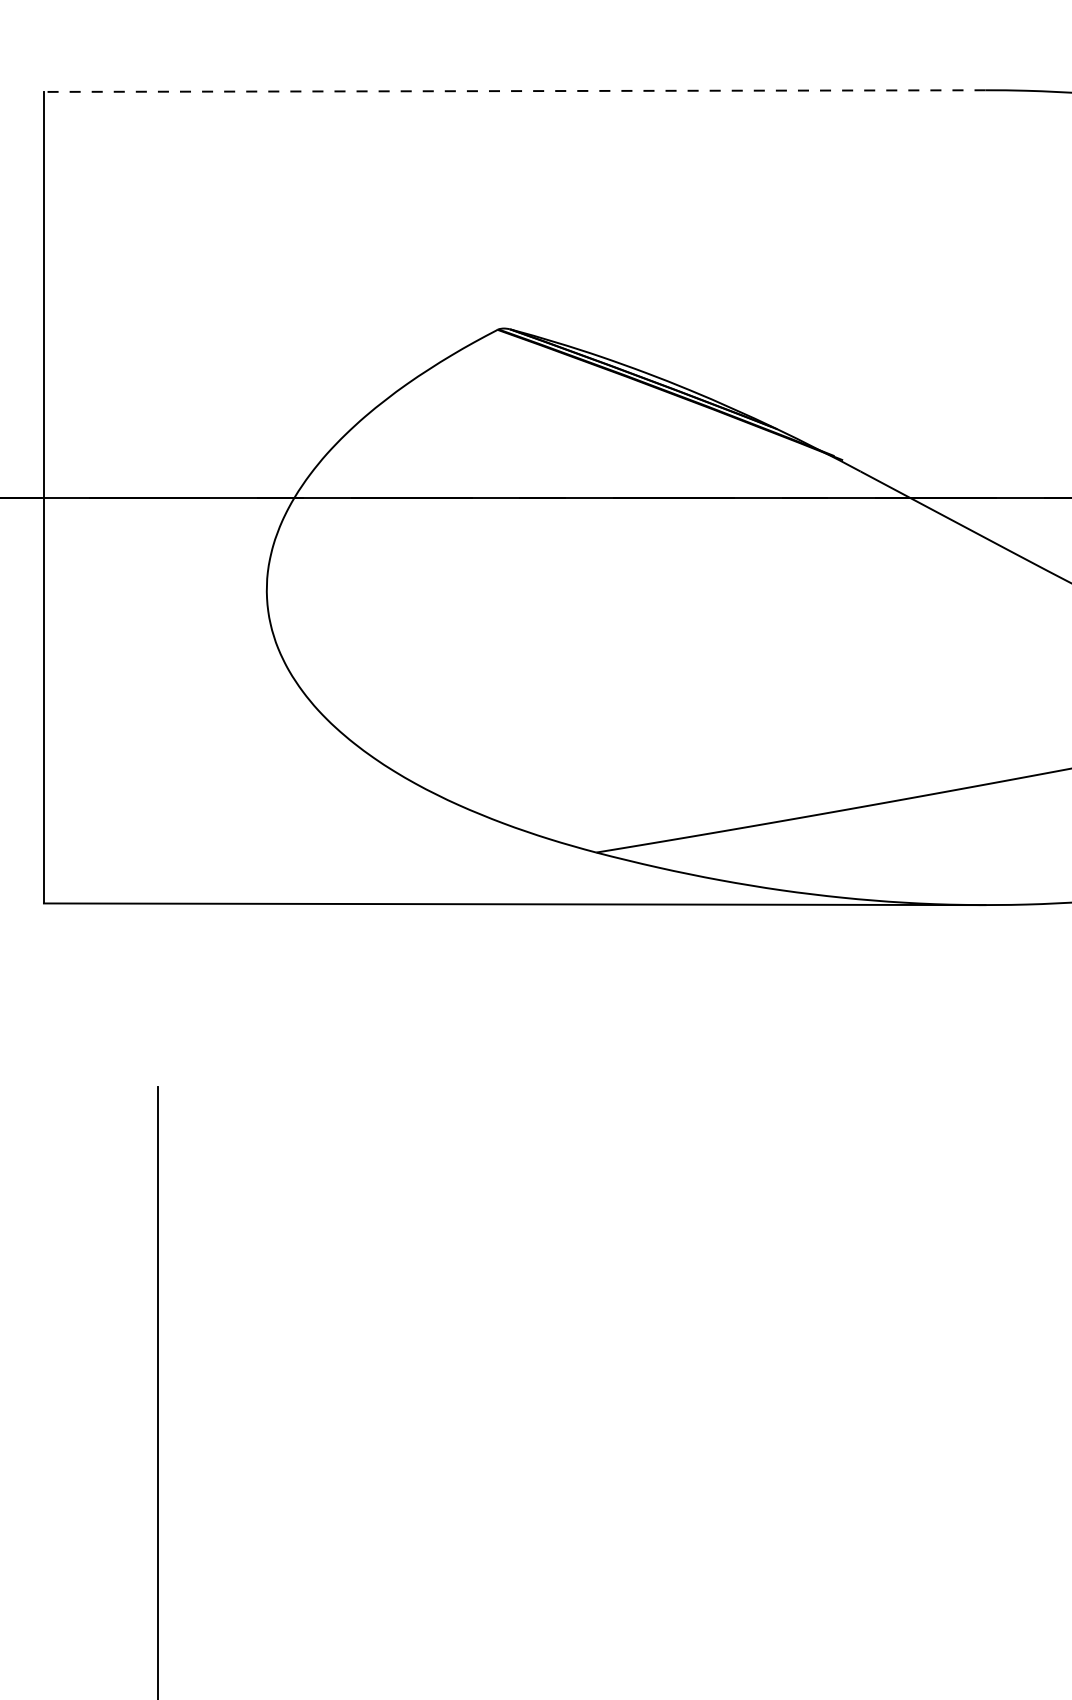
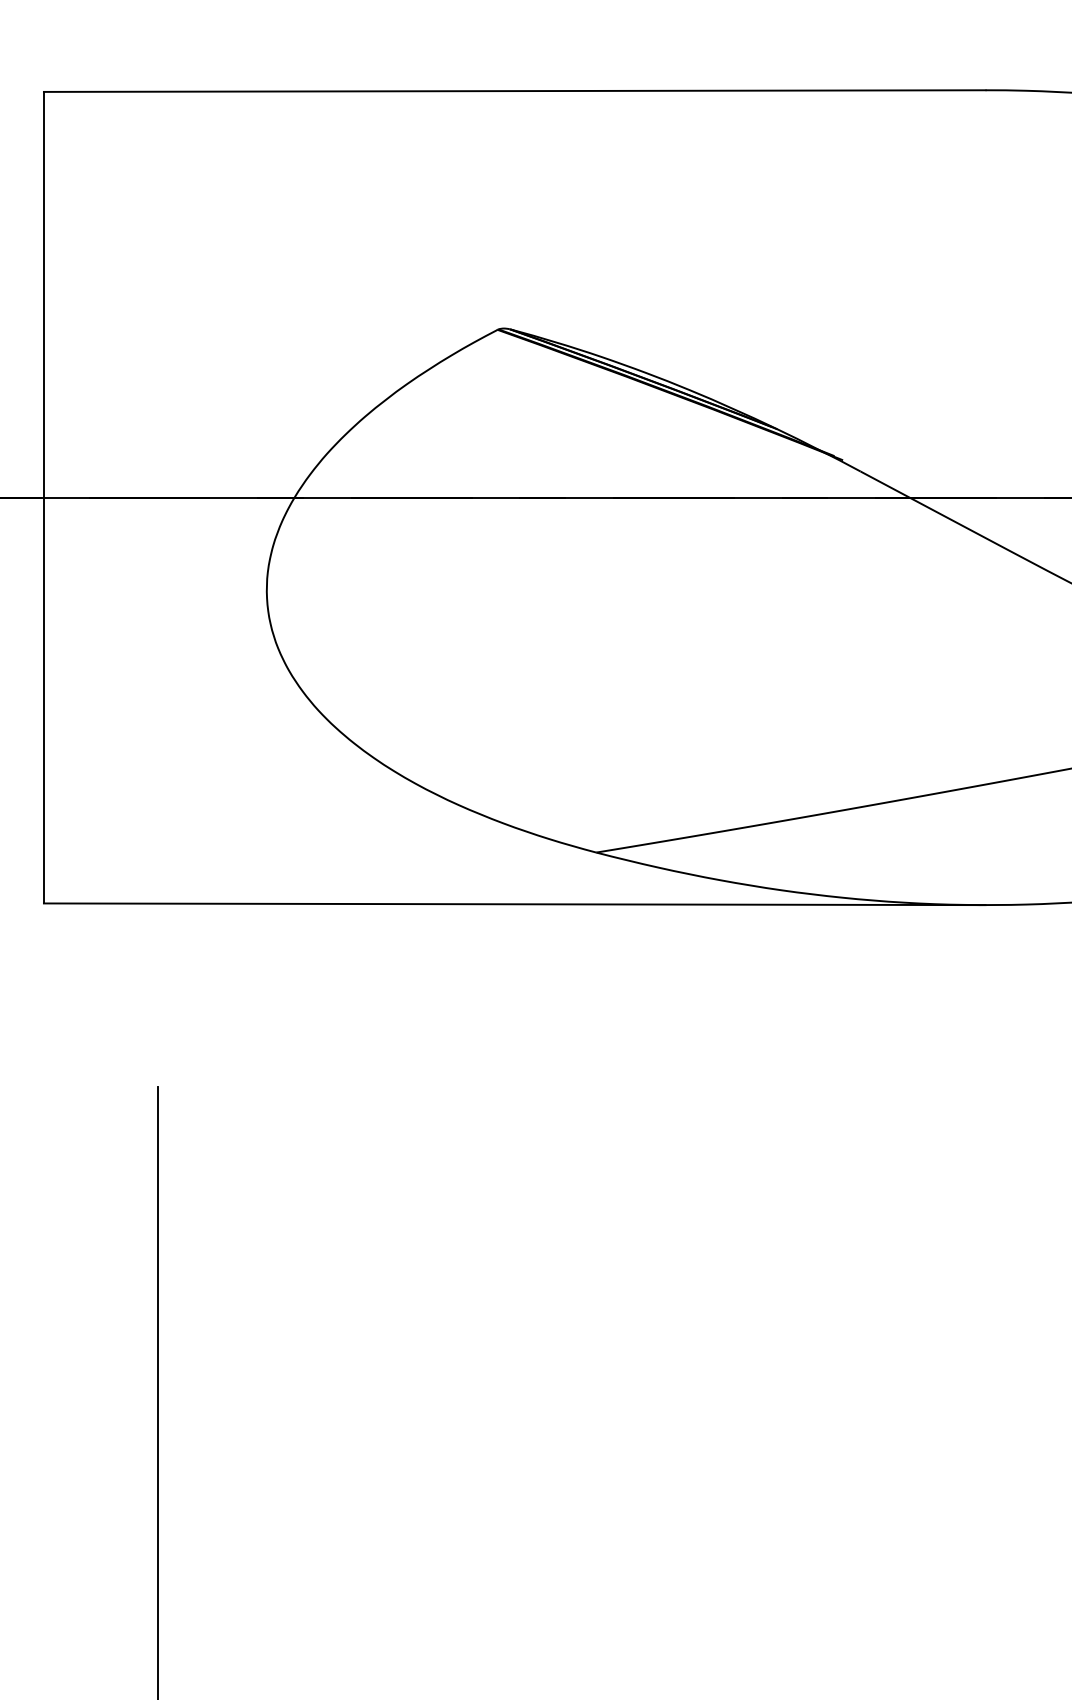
line: dashed -> solid (514, 91)
